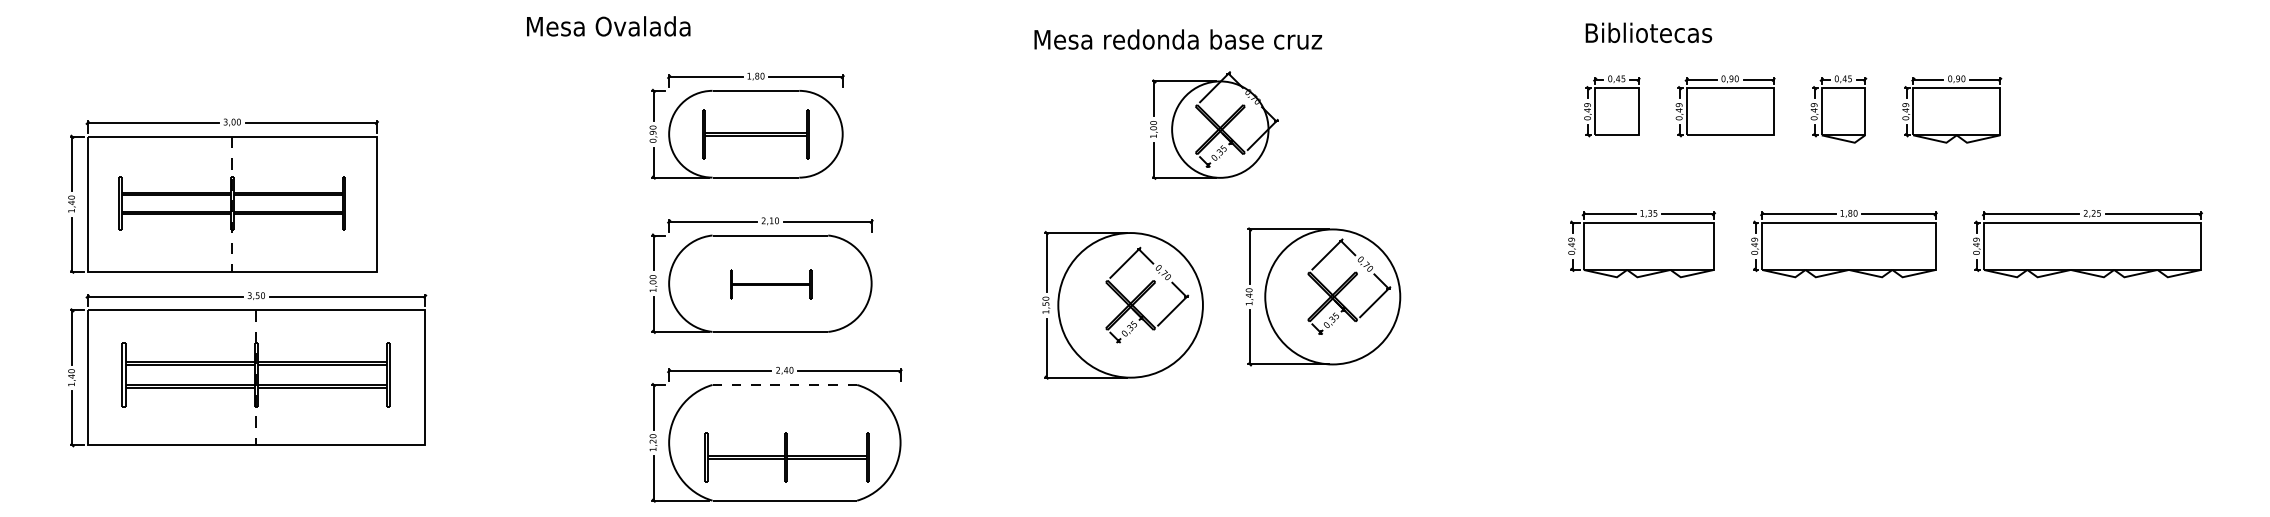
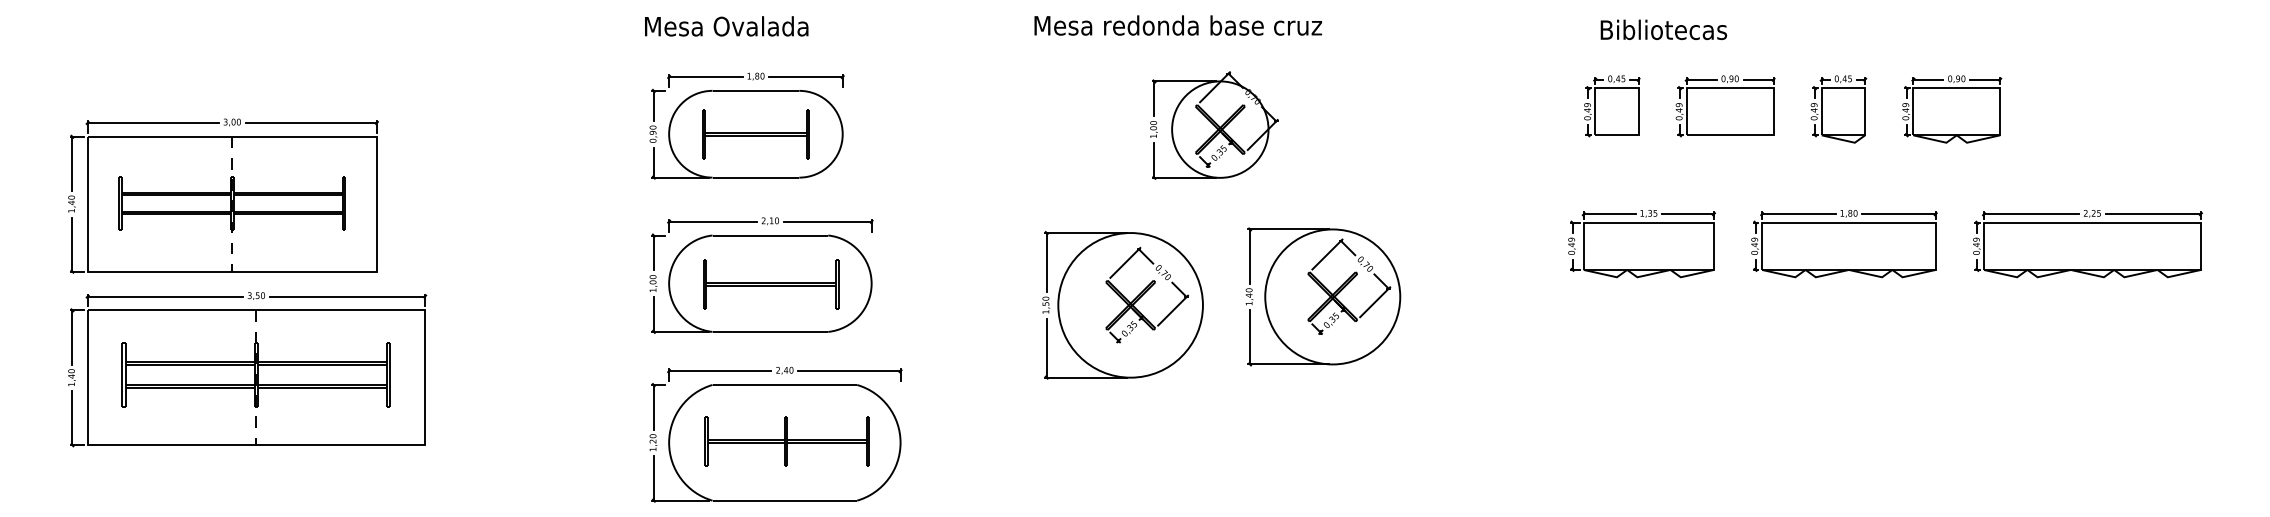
text position: (608, 26) -> (726, 26) (726, 26)
text position: (1648, 32) -> (1663, 29) (1663, 29)
text position: (1177, 39) -> (1177, 25) (1177, 25)
part size: 83x31 px -> 137x51 px (771, 284)
line: dashed -> solid (785, 384)
part position: (786, 457) -> (786, 441) (786, 441)
